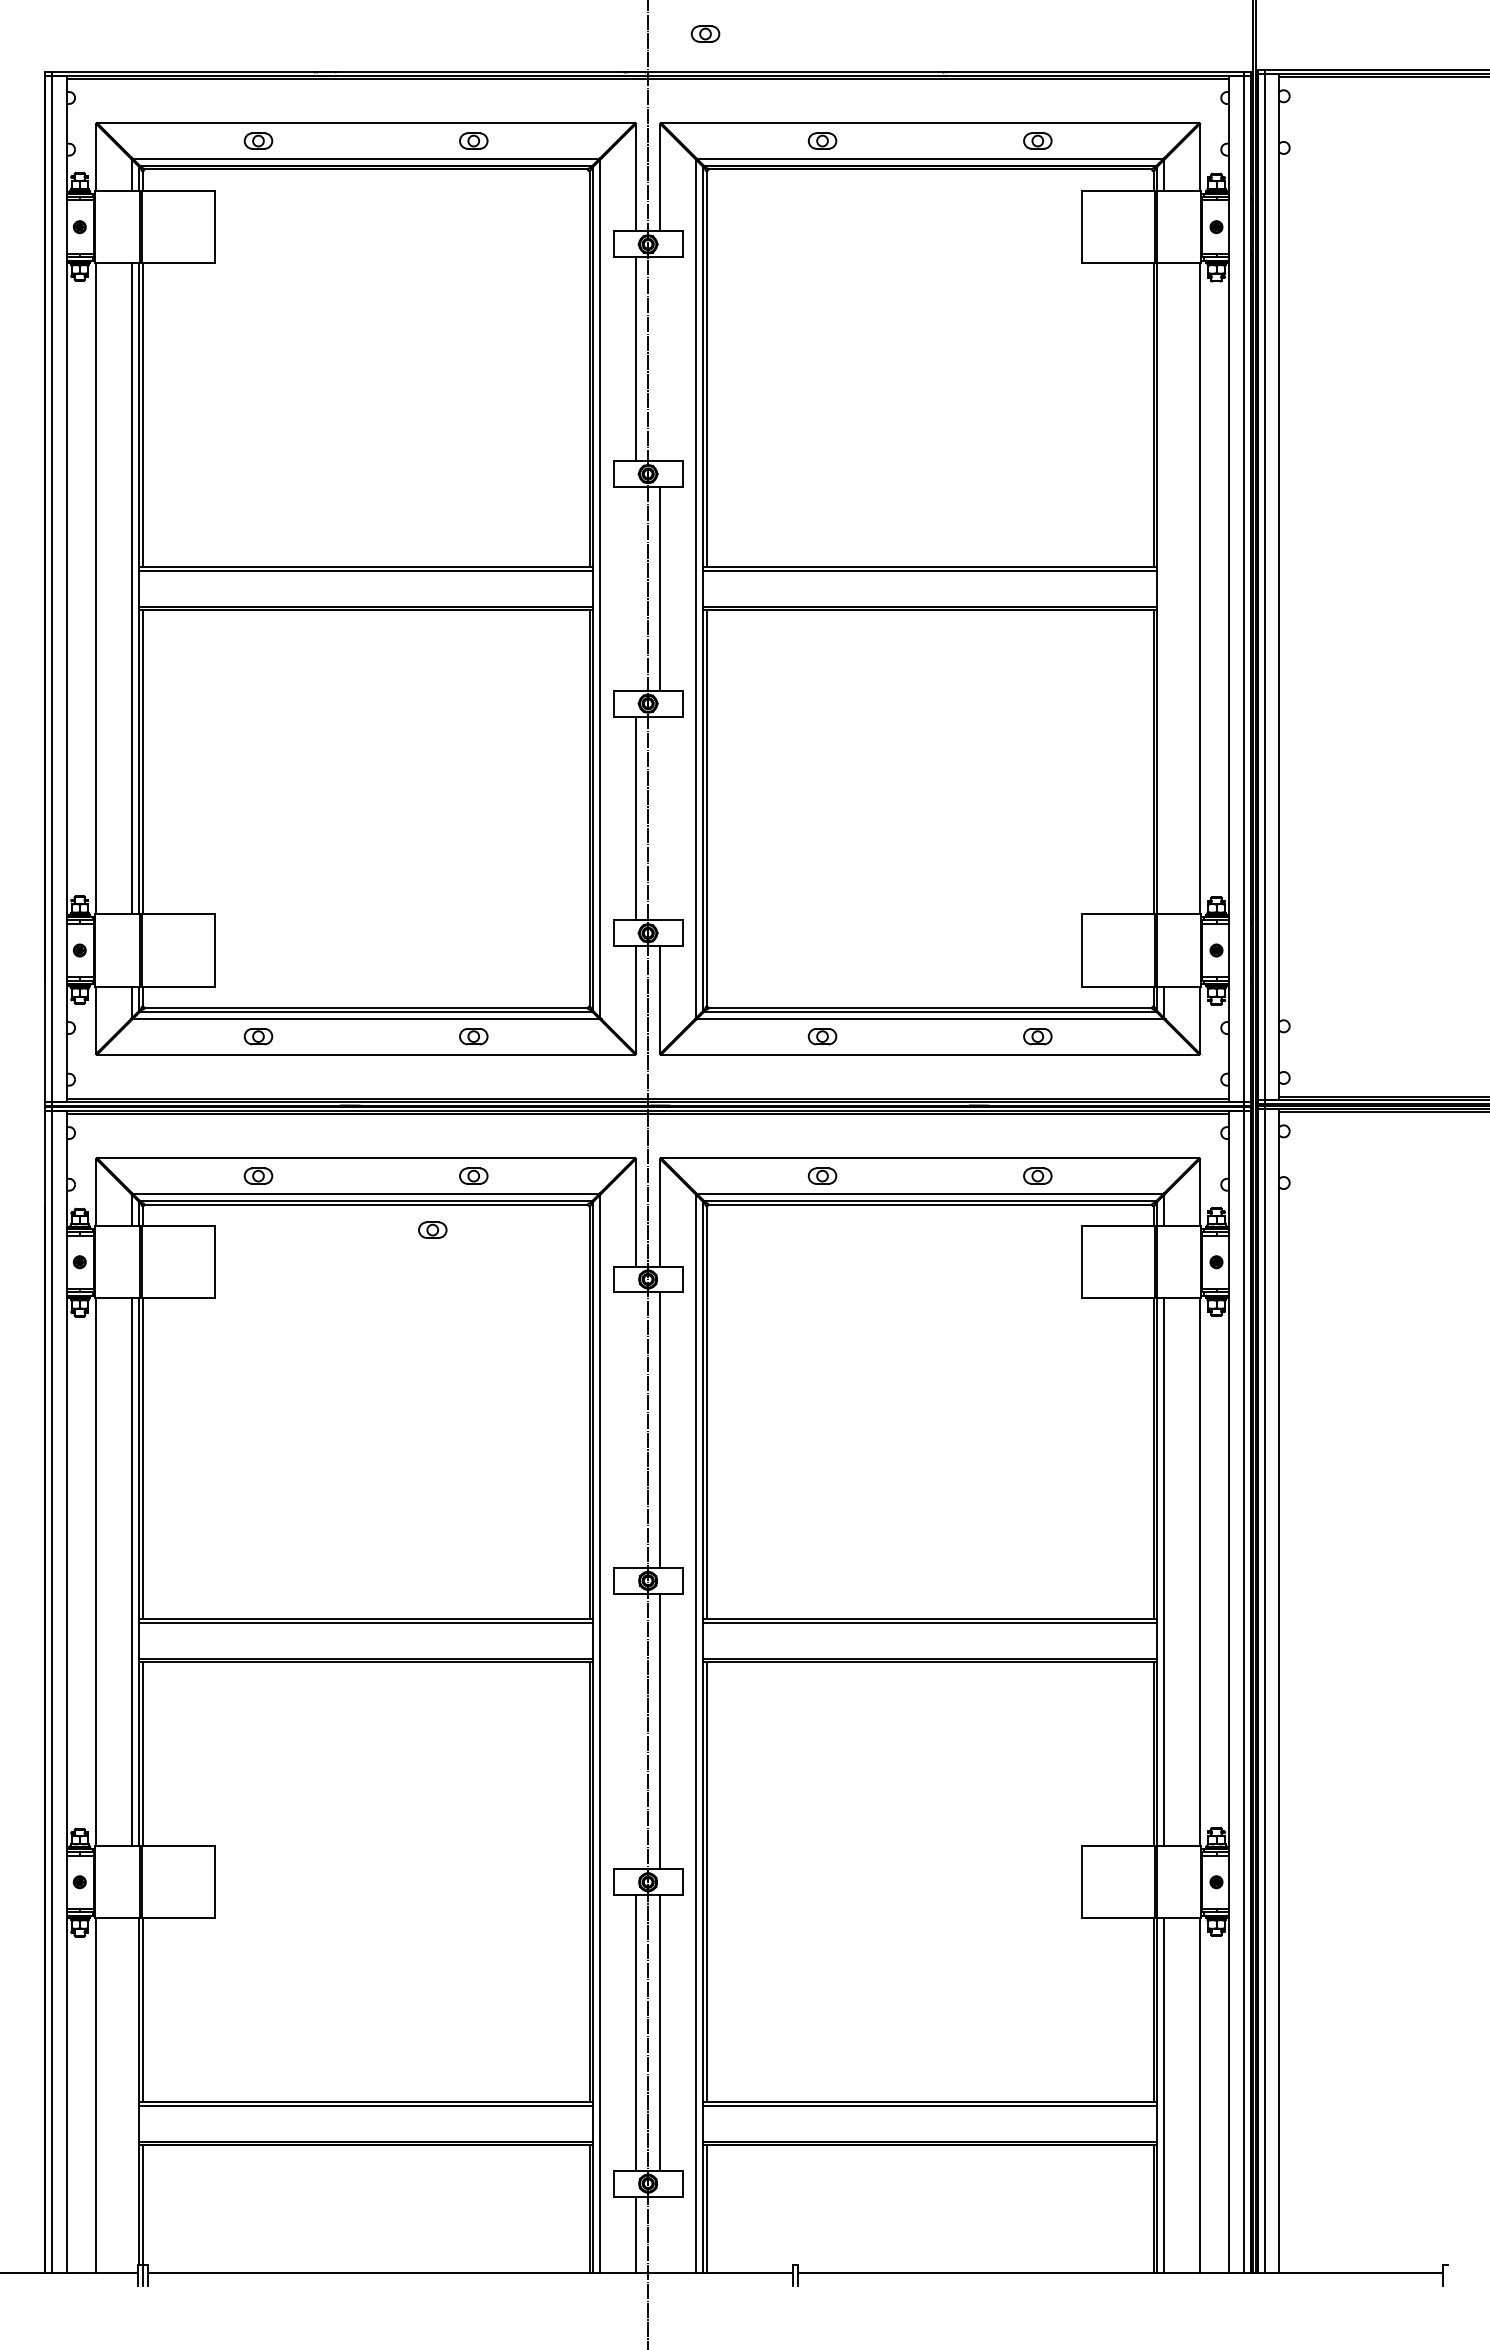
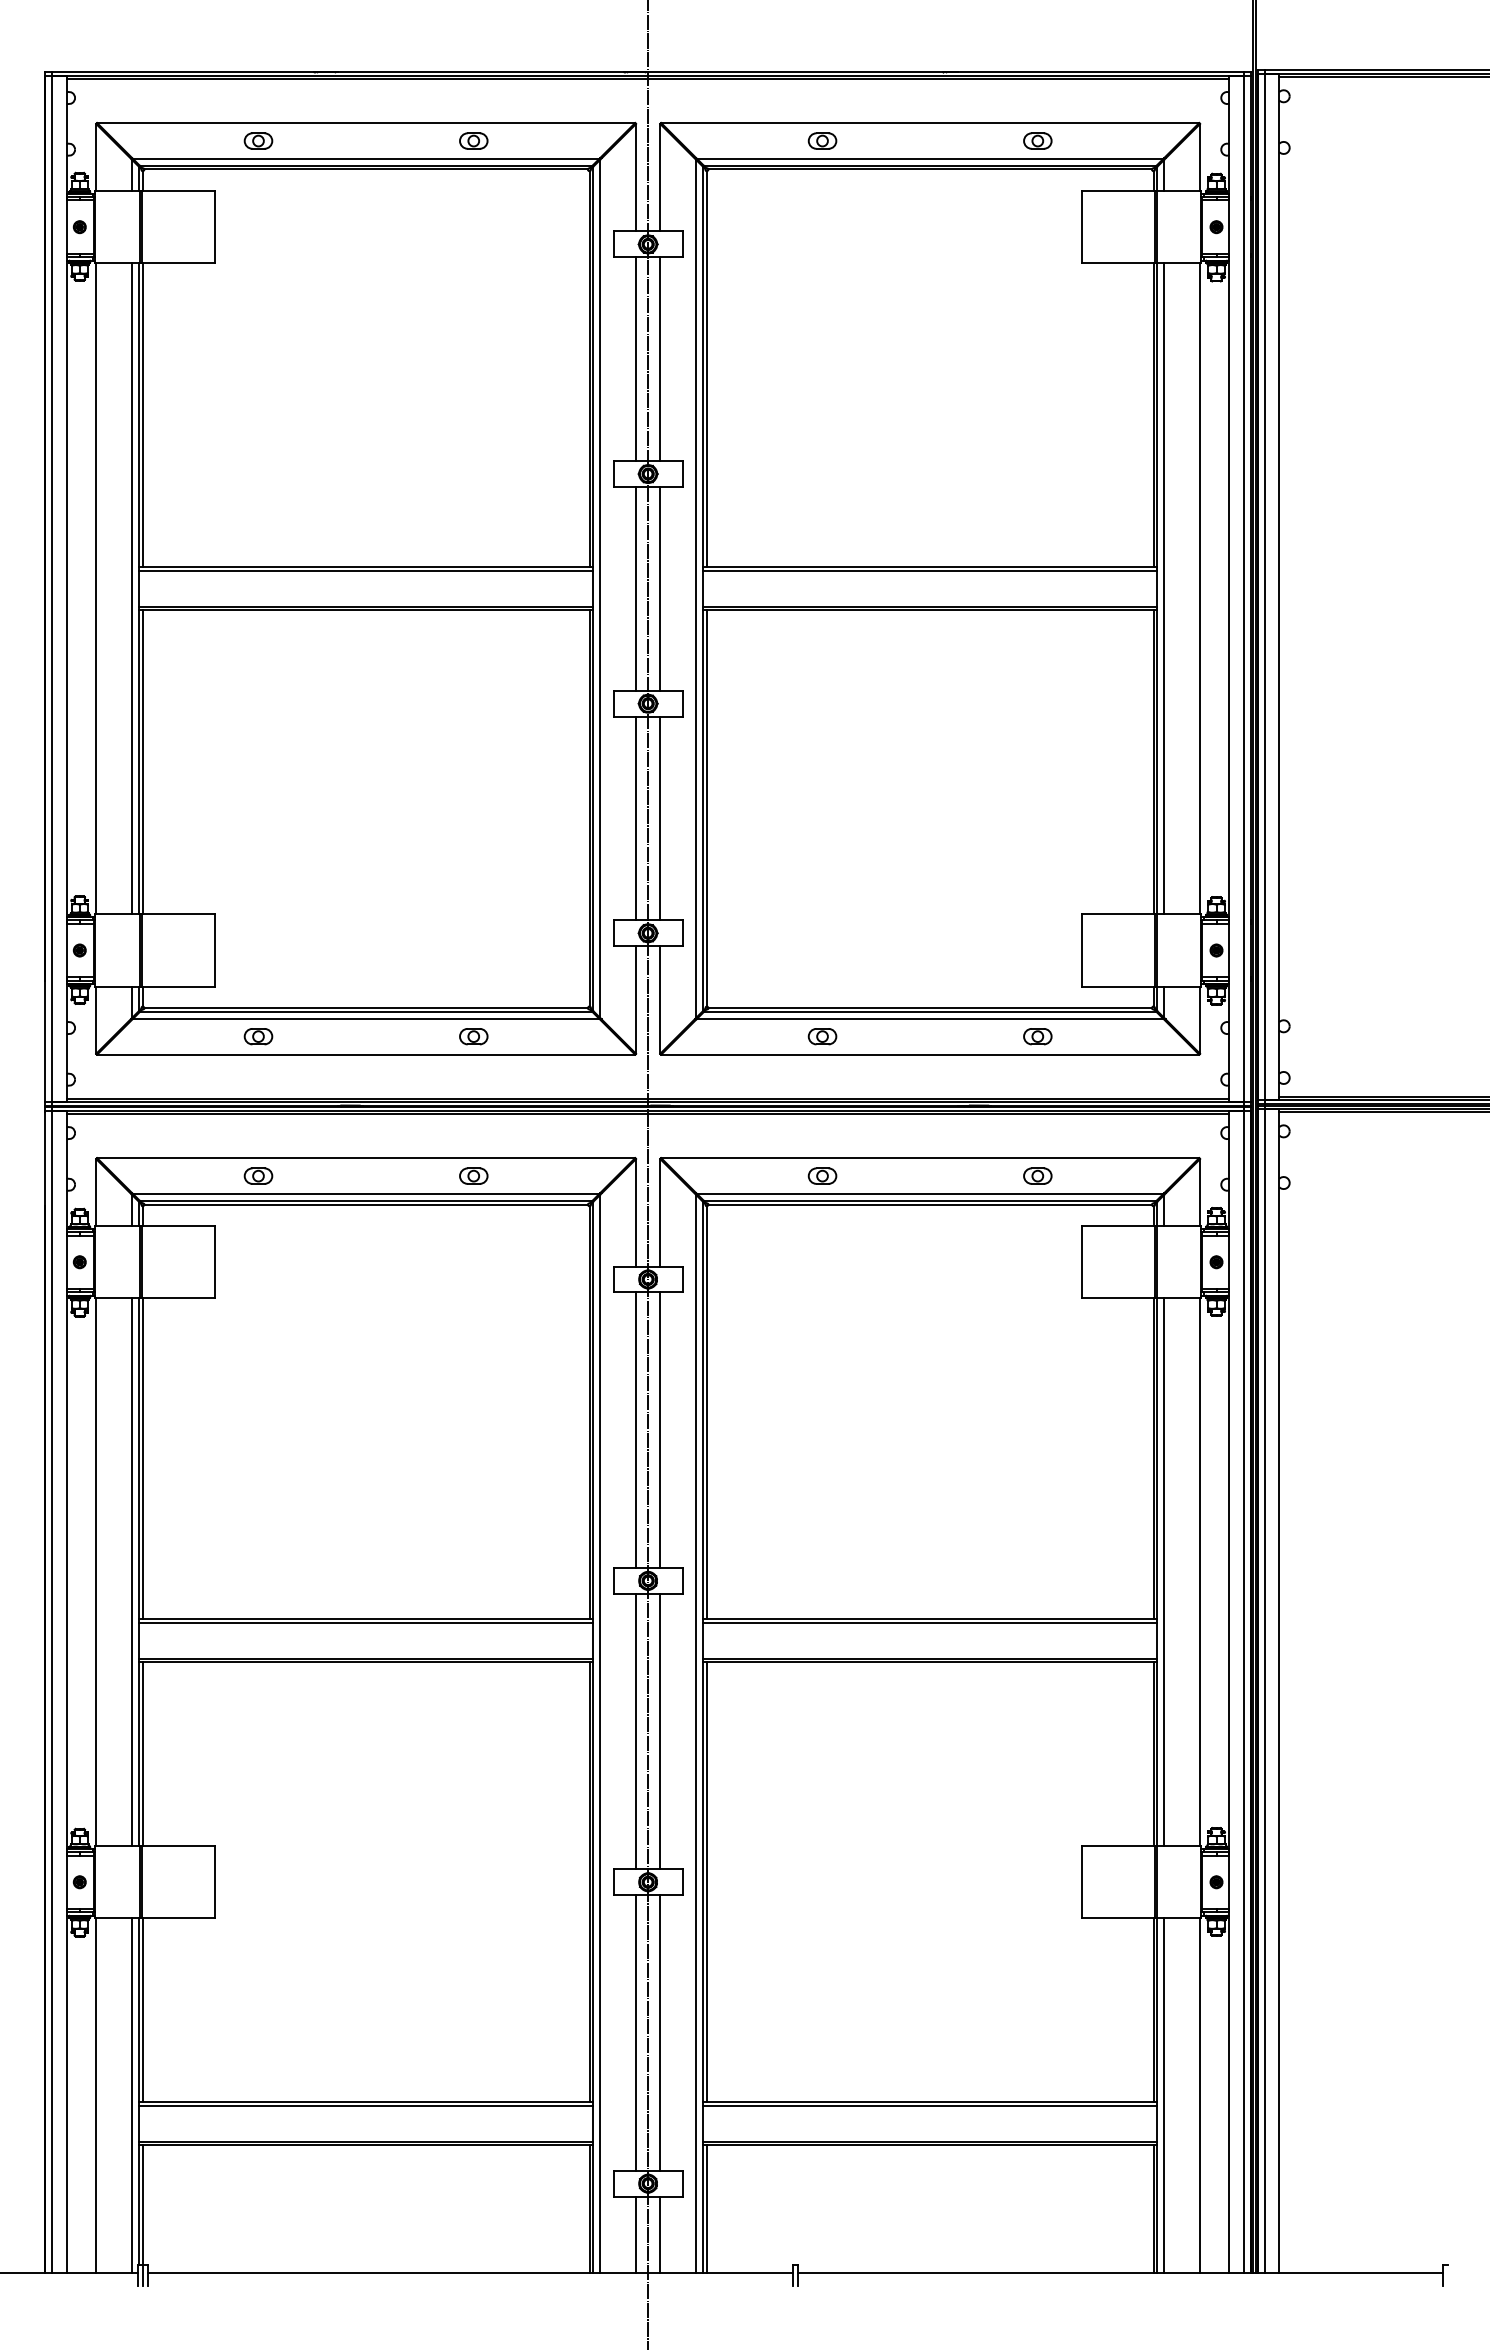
part: present -> none (705, 33)
line: none -> present (660, 359)
line: none -> present (636, 588)
line: none -> present (1163, 588)
line: none -> present (660, 818)
part: present -> none (432, 1229)
line: none -> present (636, 1429)
line: none -> present (636, 1731)
line: none -> present (132, 2095)
line: none -> present (660, 2234)
